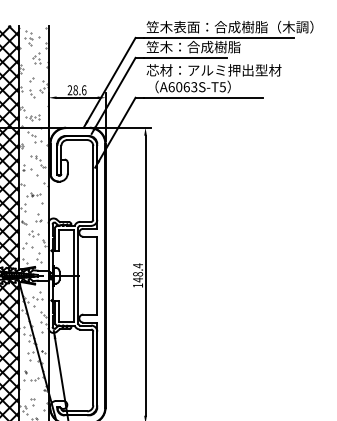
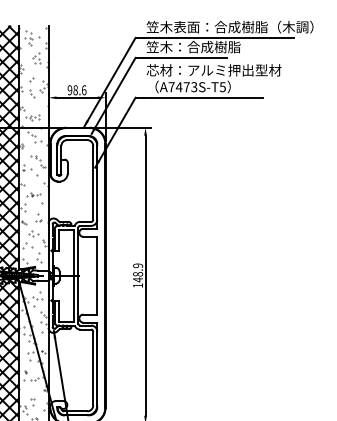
text: A6063S-T5 -> A7473S-T5 (178, 87)
text: 28.6 -> 98.6 (69, 90)
text: 148.4 -> 148.9 (138, 265)
